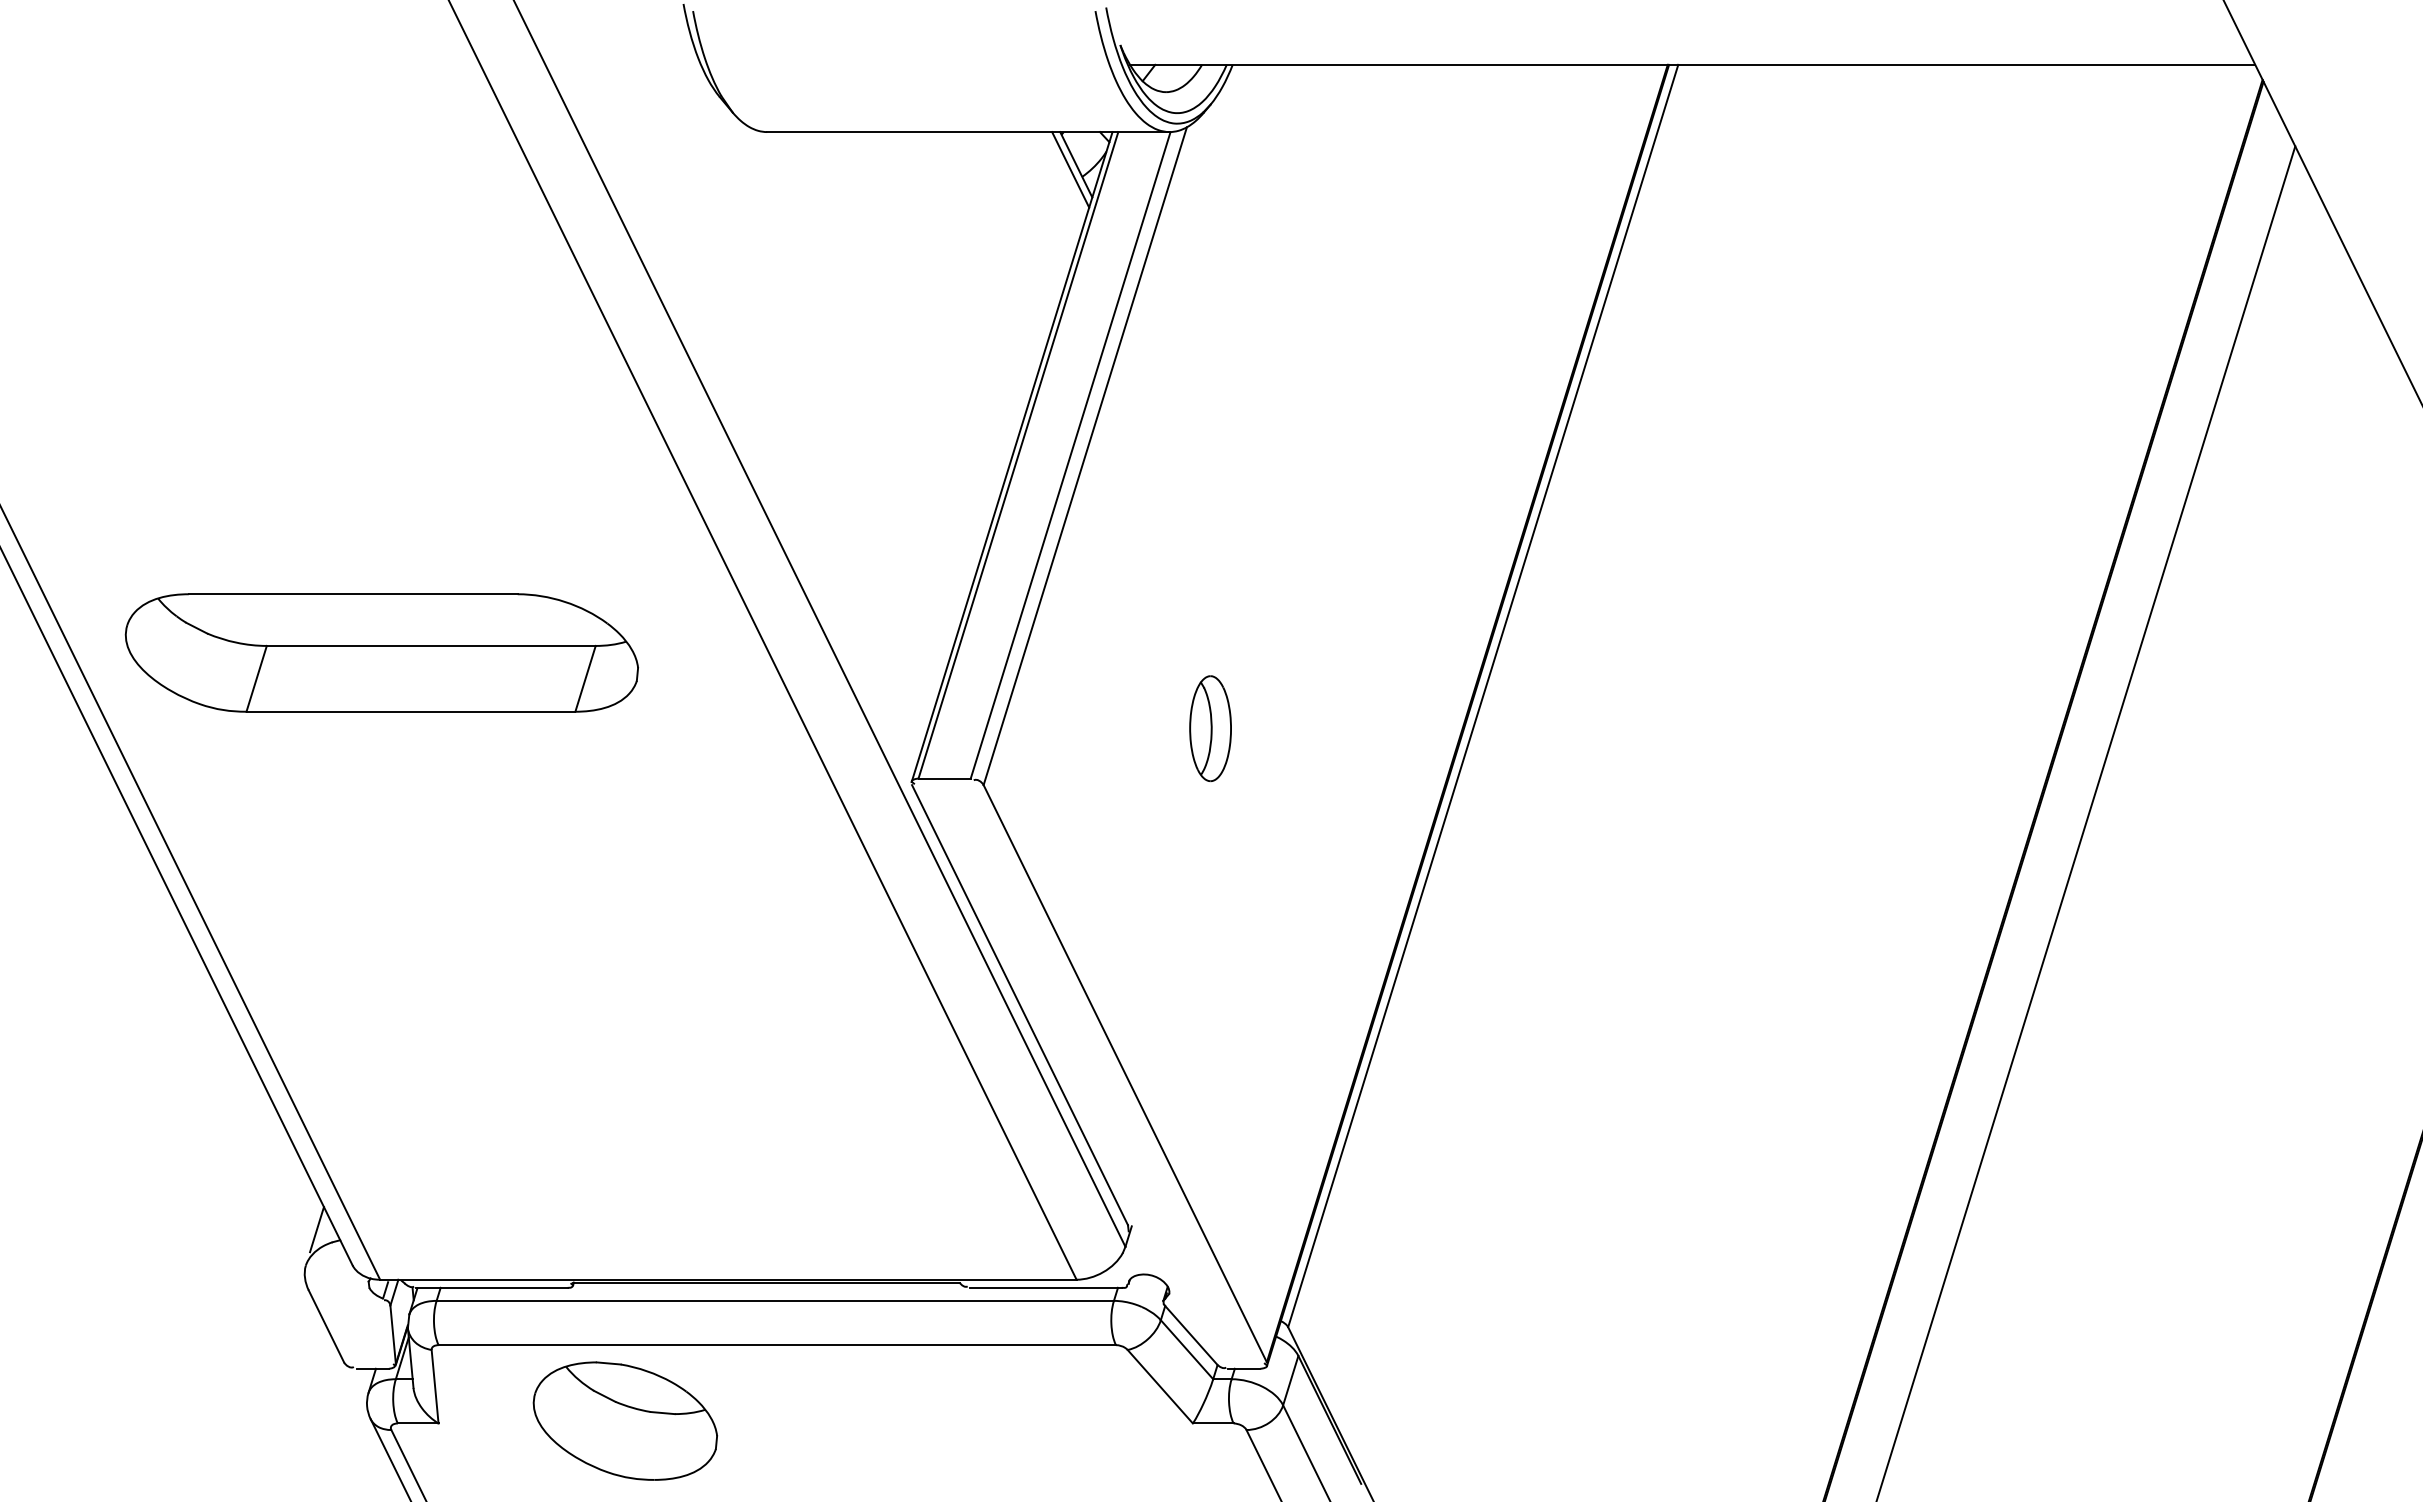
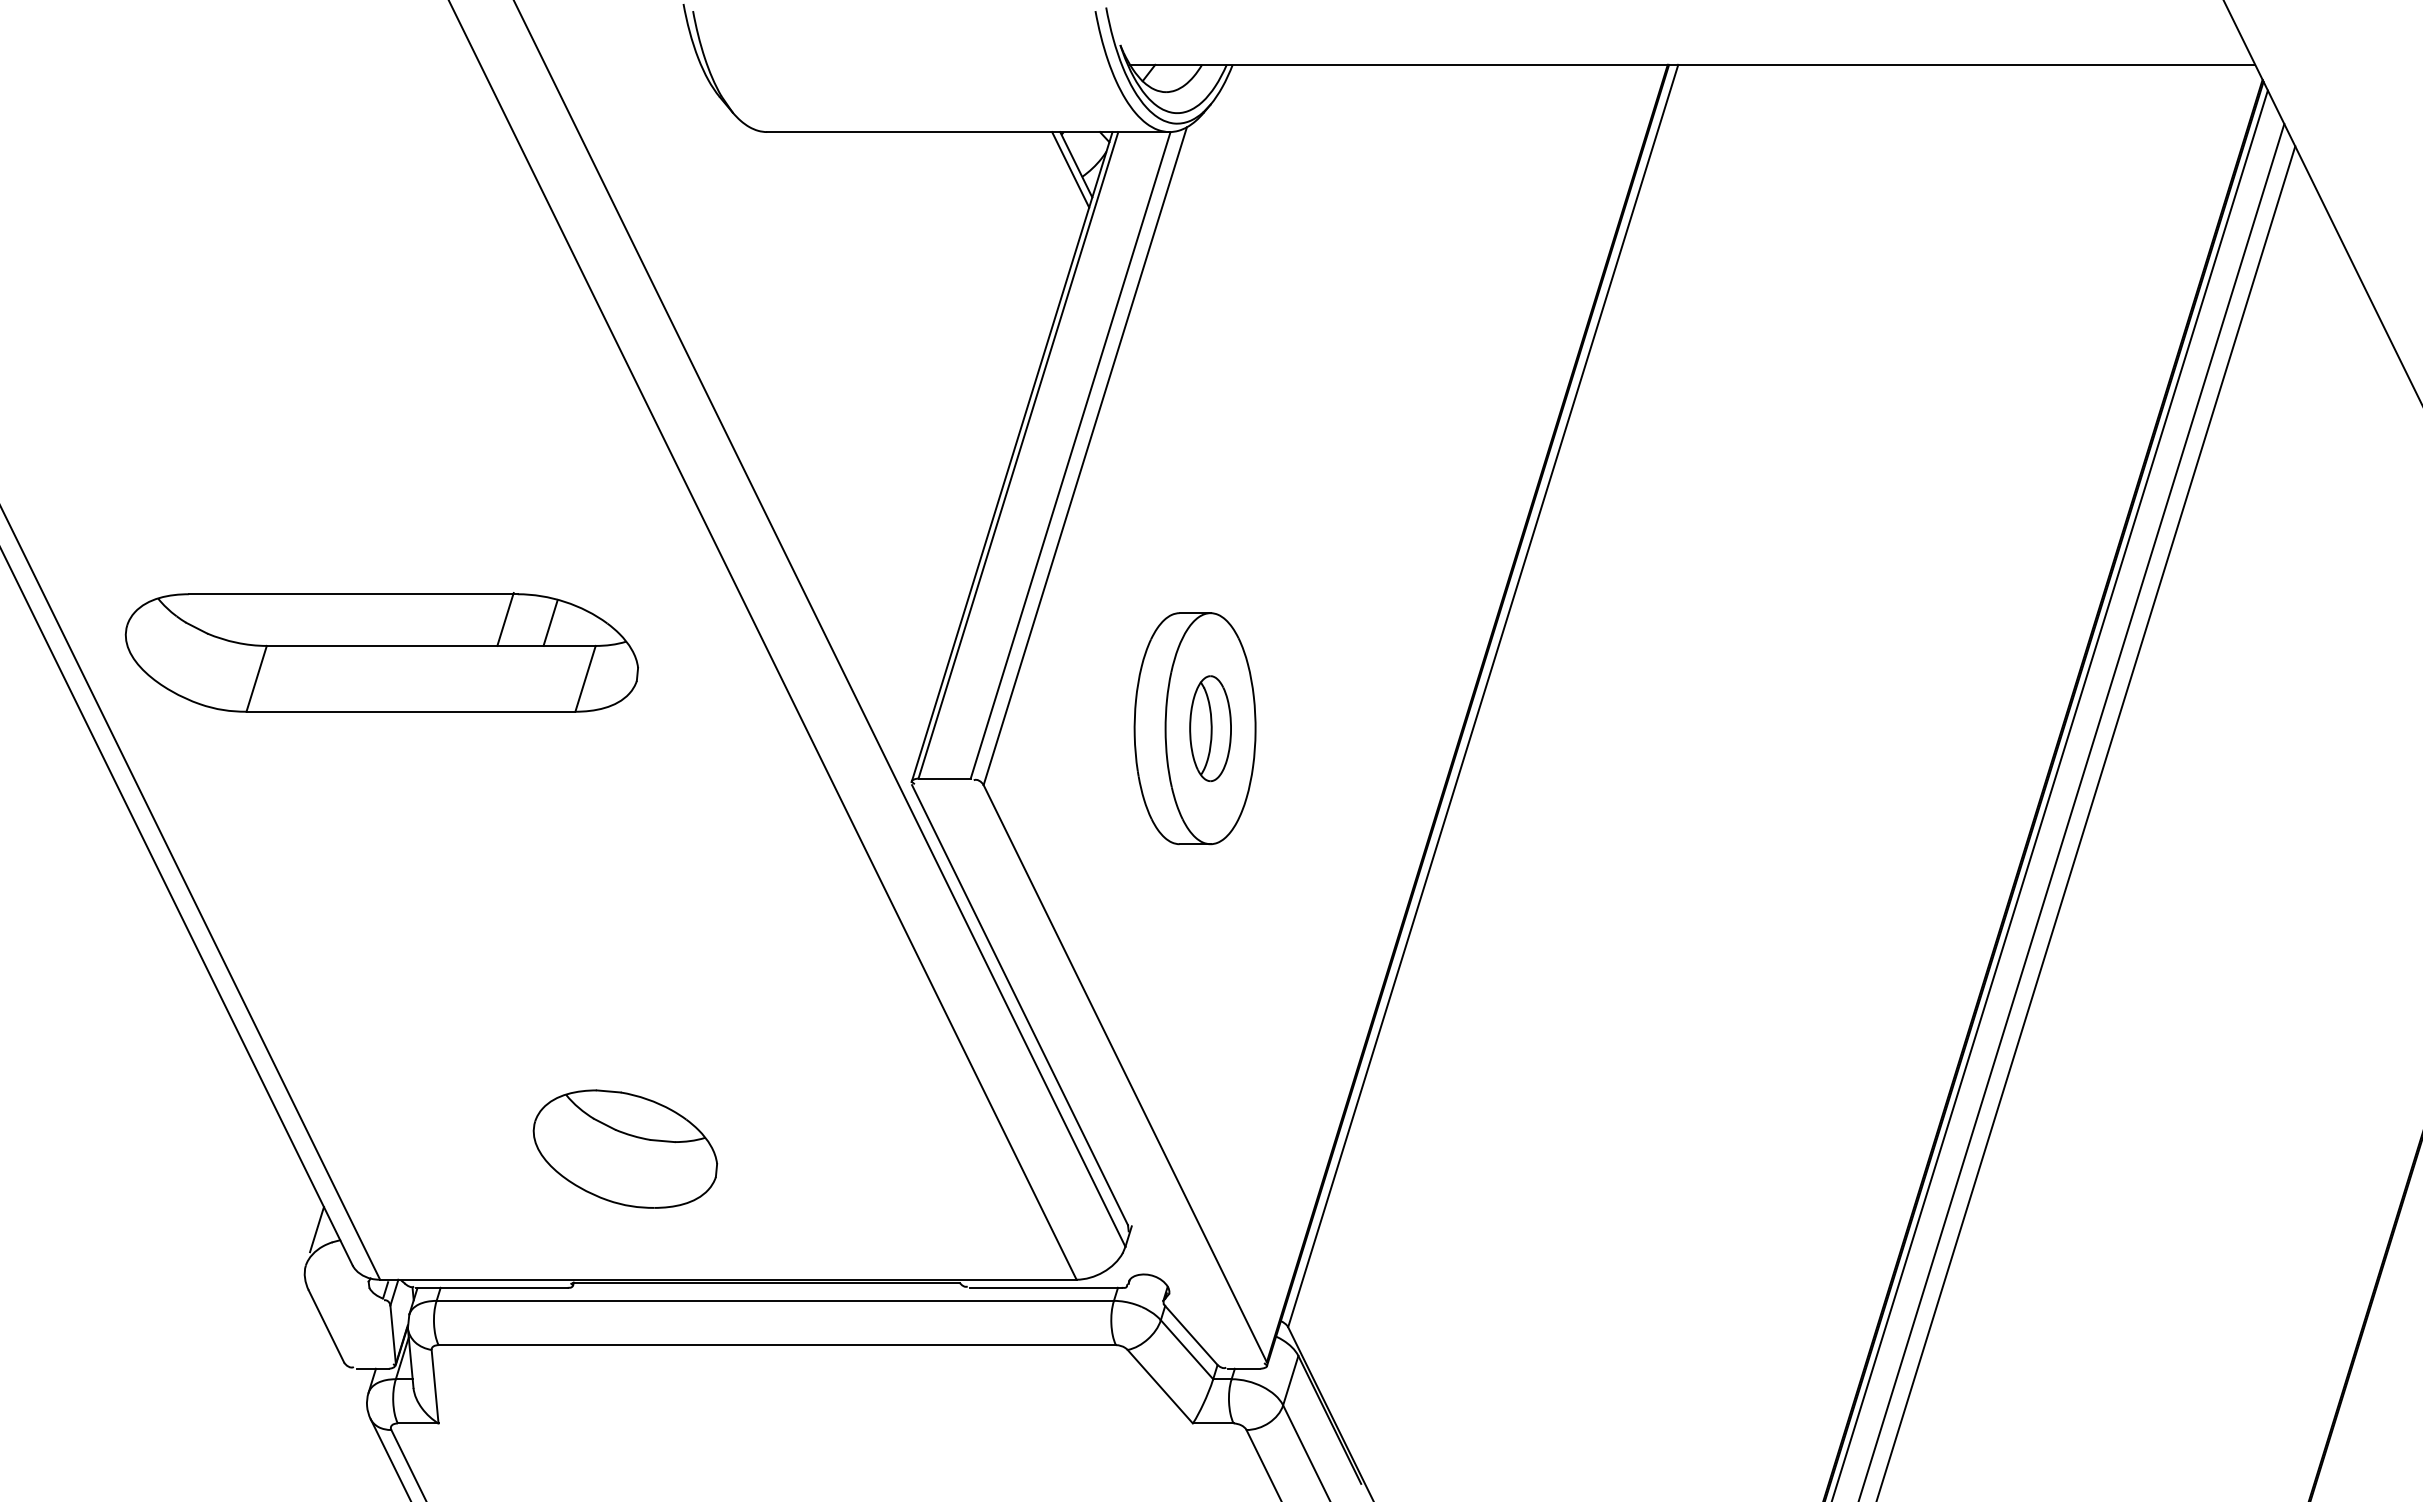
line: none -> present (505, 619)
line: none -> present (550, 622)
part: none -> present (1194, 728)
line: none -> present (2049, 794)
line: none -> present (2071, 811)
part position: (625, 1420) -> (625, 1148) (625, 1148)
